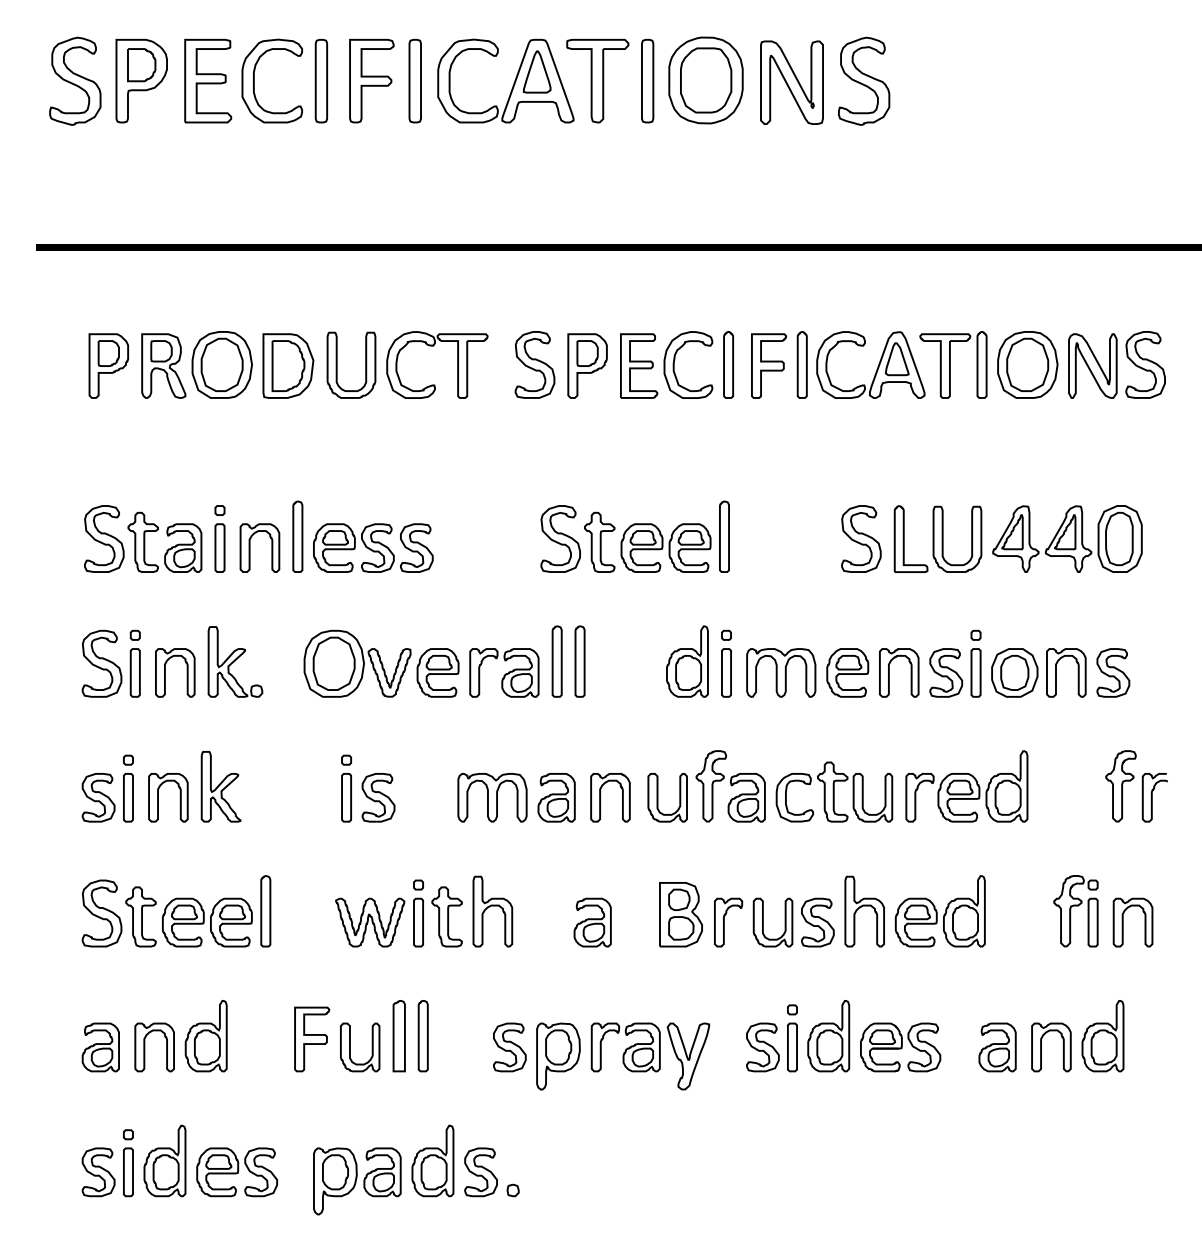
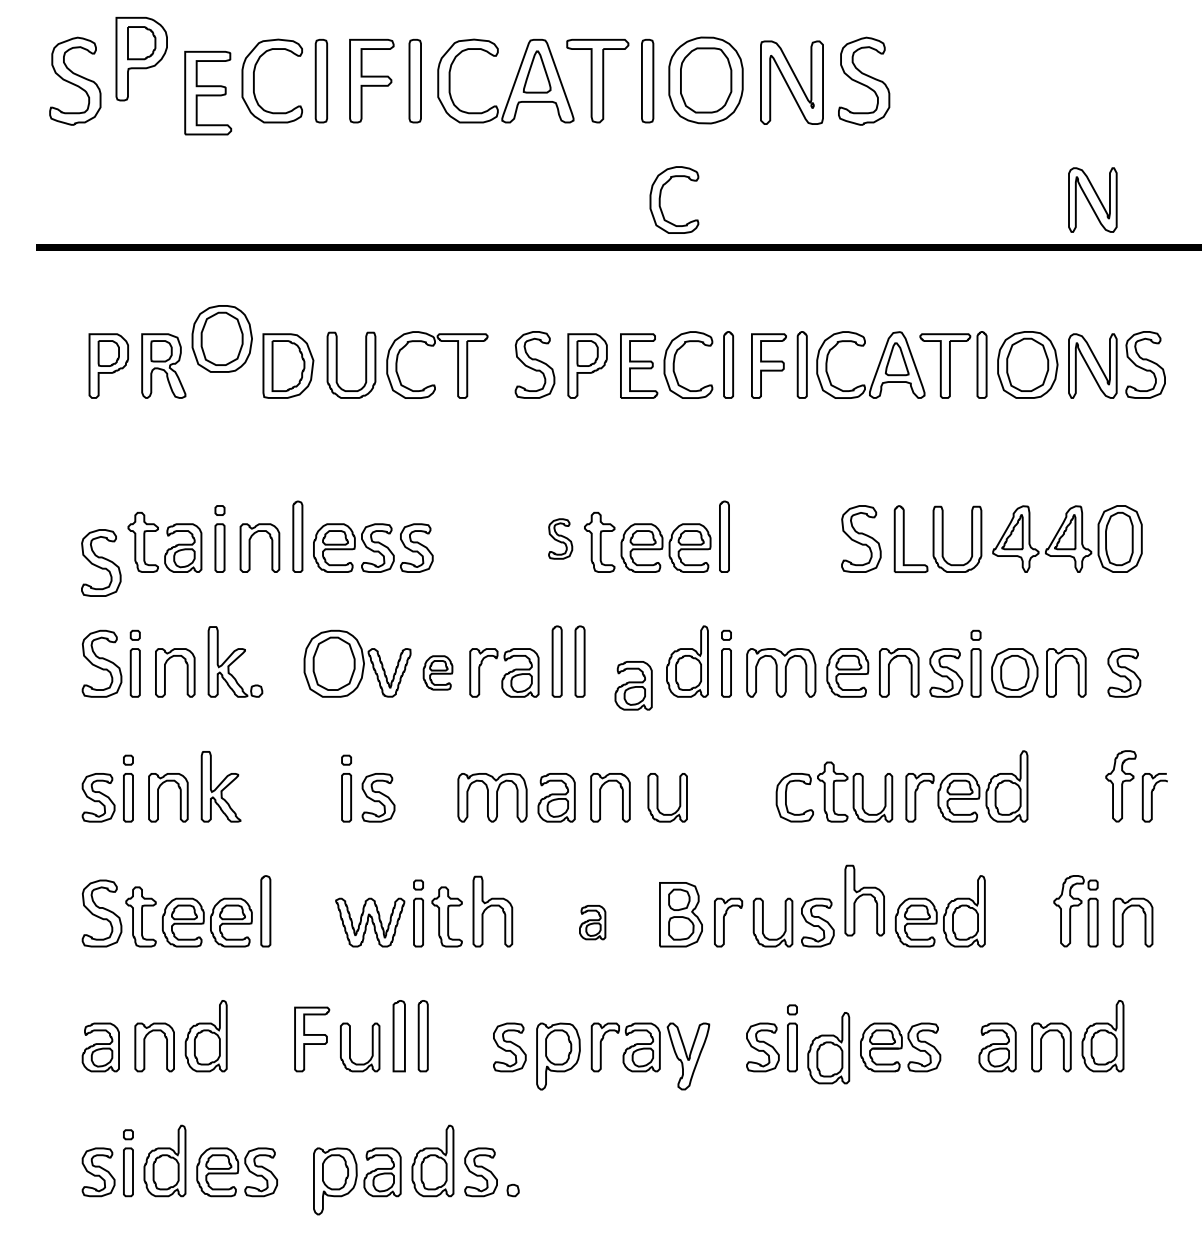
part position: (141, 80) -> (141, 58) (141, 58)
part position: (208, 80) -> (208, 92) (208, 92)
part: none -> present (661, 195)
part: none -> present (1092, 199)
part position: (221, 364) -> (221, 338) (221, 338)
part position: (104, 538) -> (101, 562) (101, 562)
part size: 41x68 px -> 26x42 px (560, 538)
part size: 44x50 px -> 32x36 px (437, 672)
part position: (1113, 672) -> (1124, 672) (1124, 672)
part: none -> present (633, 685)
part: present -> none (730, 786)
part position: (864, 911) -> (864, 900) (864, 900)
part size: 39x51 px -> 28x36 px (592, 922)
part position: (828, 1036) -> (828, 1048) (828, 1048)
